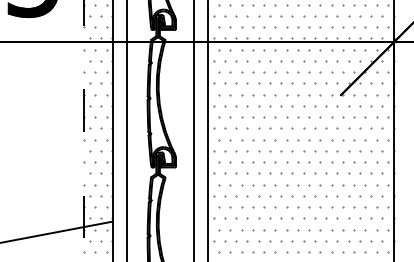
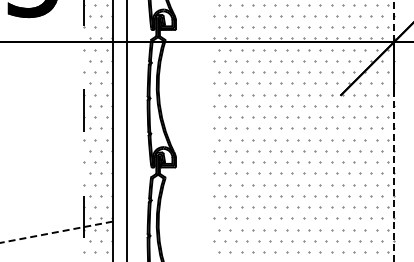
line: present -> none (194, 130)
line: present -> none (208, 130)
line: solid -> dashed (394, 131)
line: solid -> dashed (56, 232)
